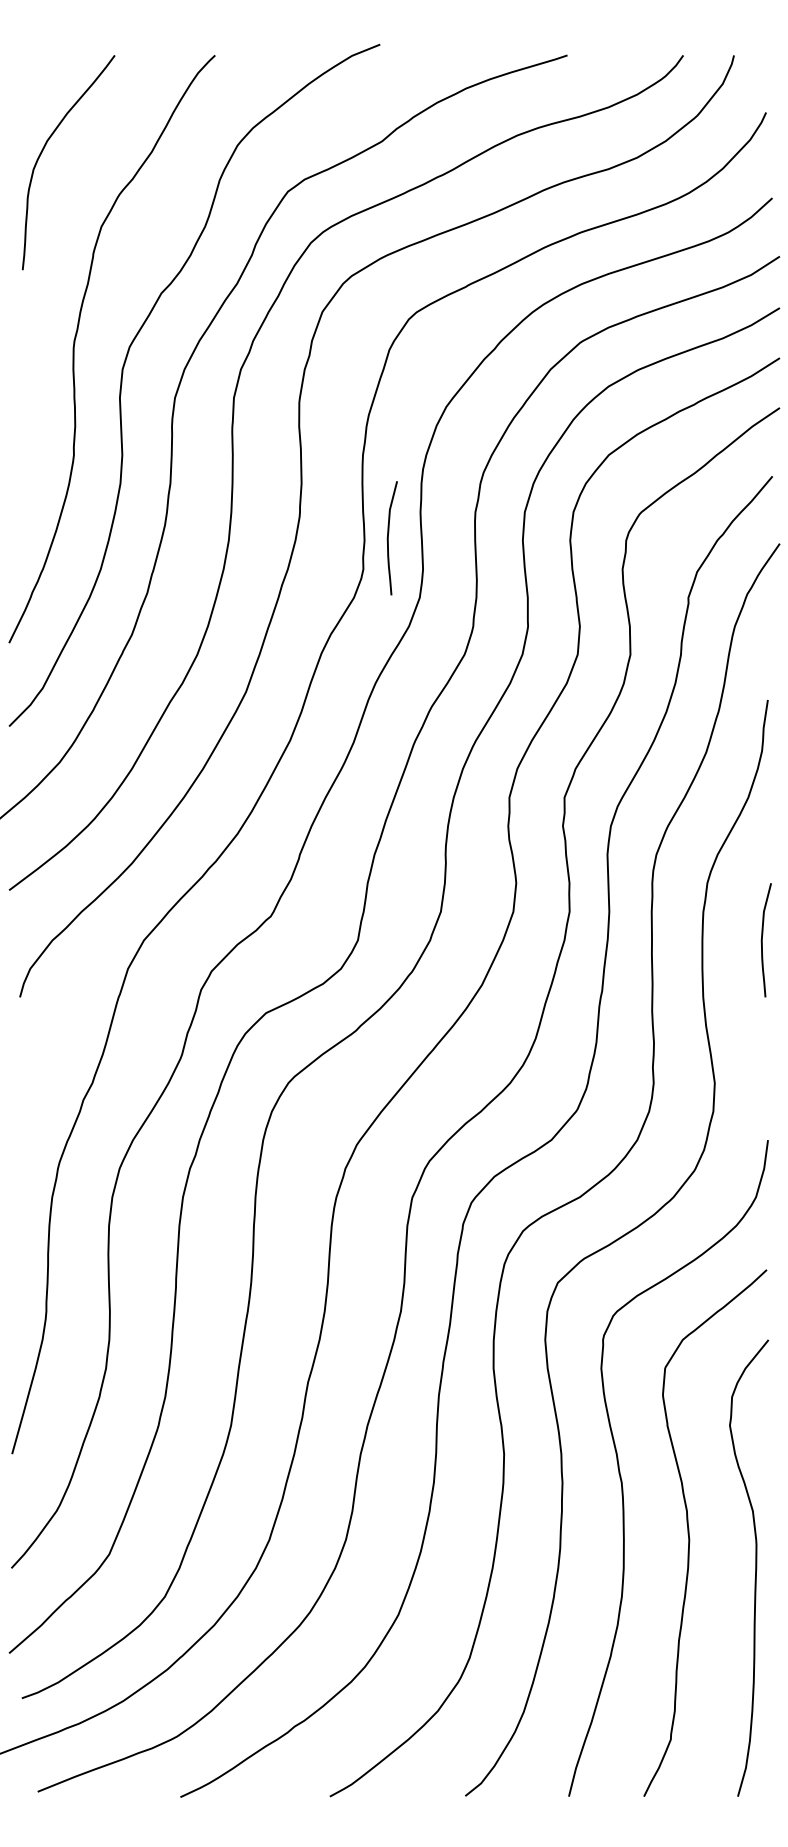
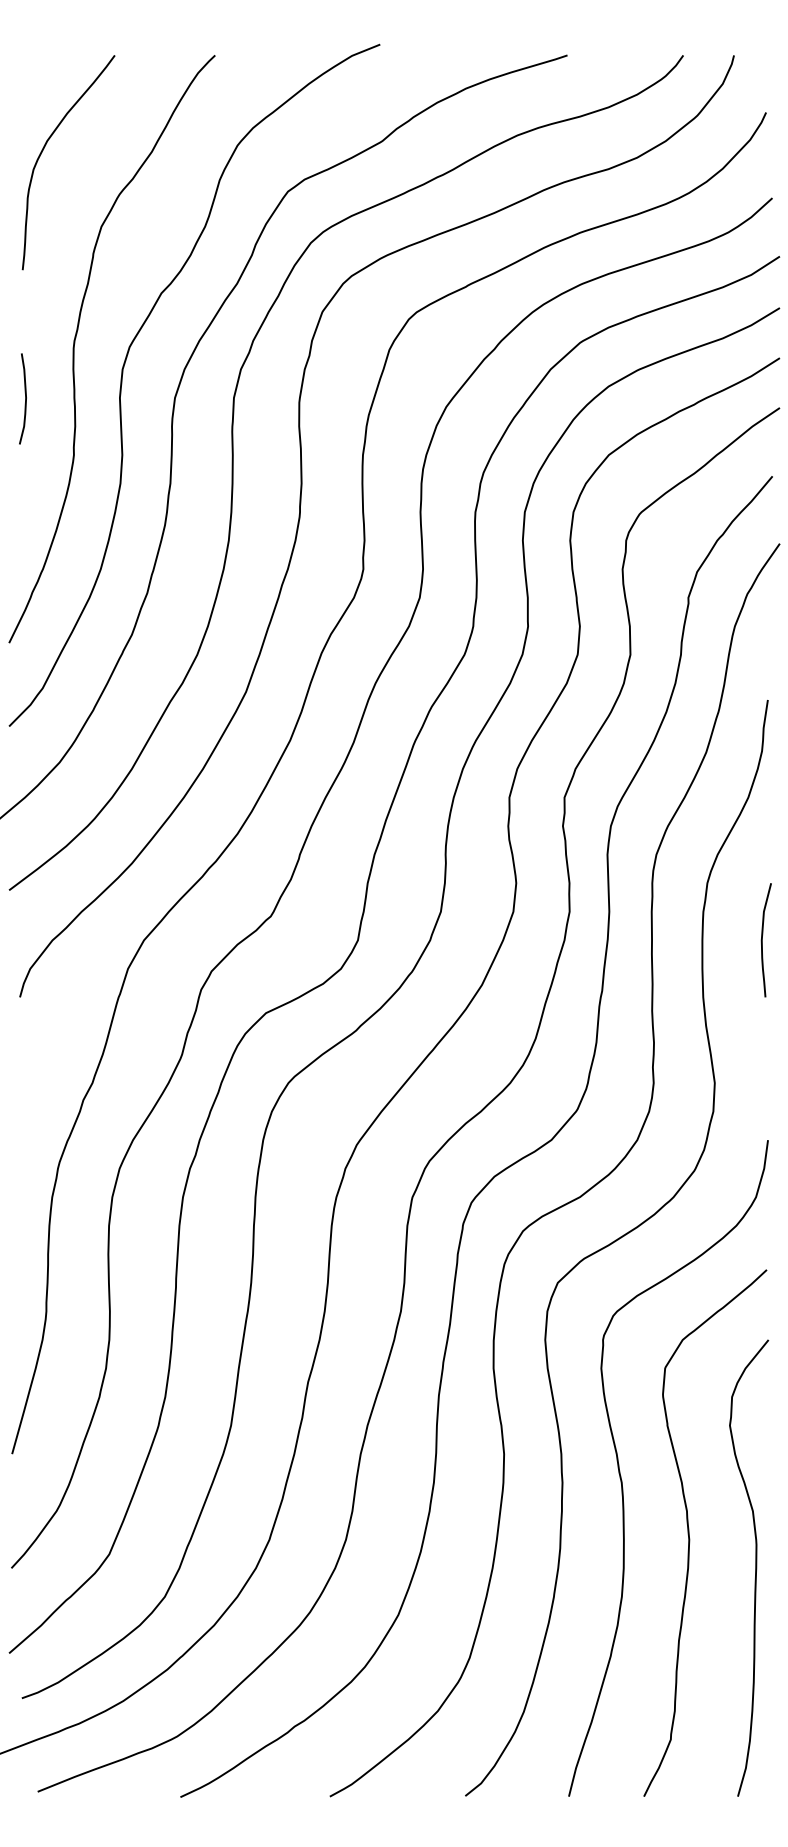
curve: none -> present (25, 398)
curve: present -> none (388, 538)
